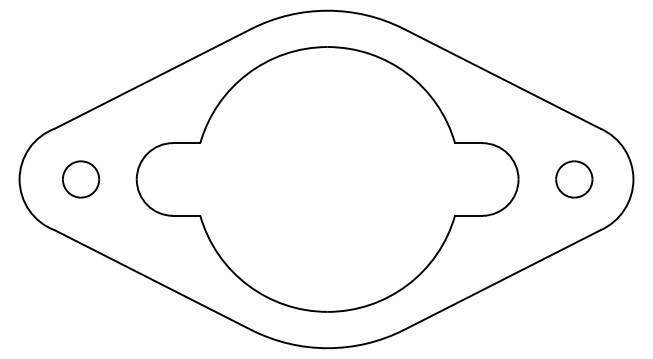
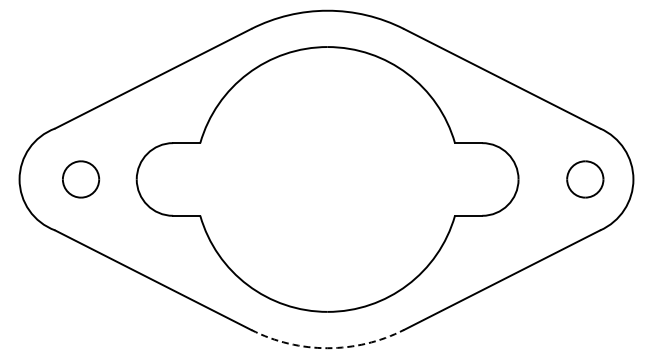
part position: (574, 179) -> (585, 179) (585, 179)
arc: solid -> dashed (327, 348)
